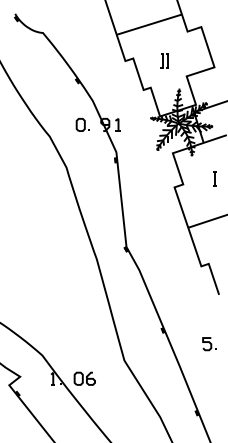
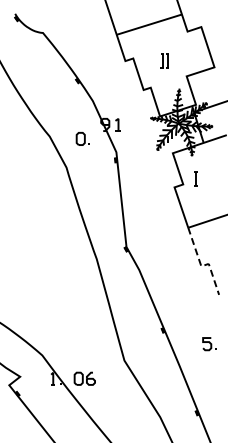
part position: (82, 124) -> (82, 138) (82, 138)
line position: (214, 178) -> (195, 178) (195, 178)
line: solid -> dashed (201, 266)
